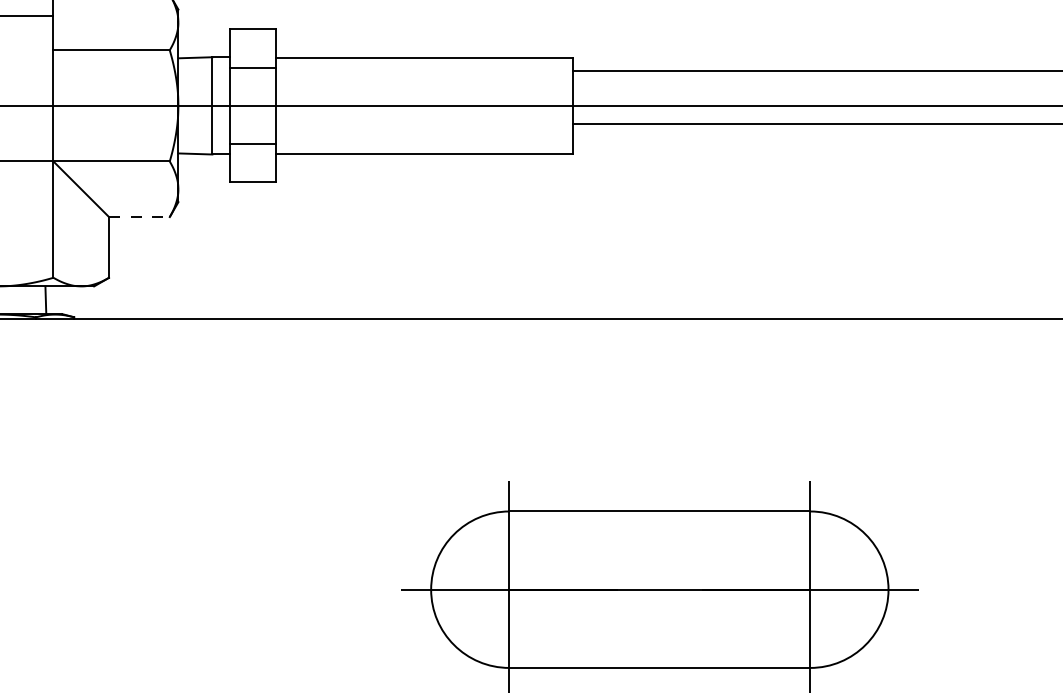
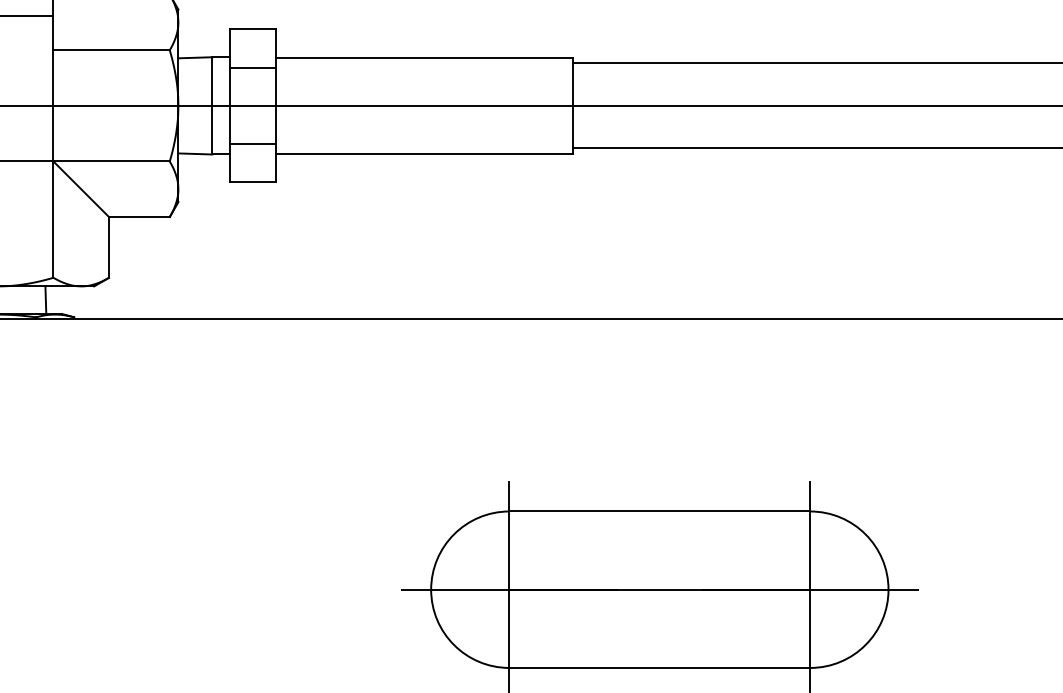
line position: (816, 71) -> (816, 63) (816, 63)
line position: (816, 124) -> (816, 148) (816, 148)
line: dashed -> solid (139, 217)
